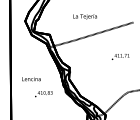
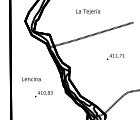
text position: (84, 16) -> (87, 11) (87, 11)
text position: (120, 56) -> (115, 56) (115, 56)
